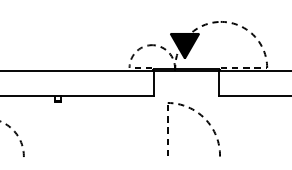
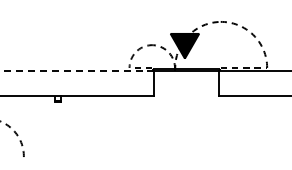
line: solid -> dashed (77, 70)
part: present -> none (202, 117)
